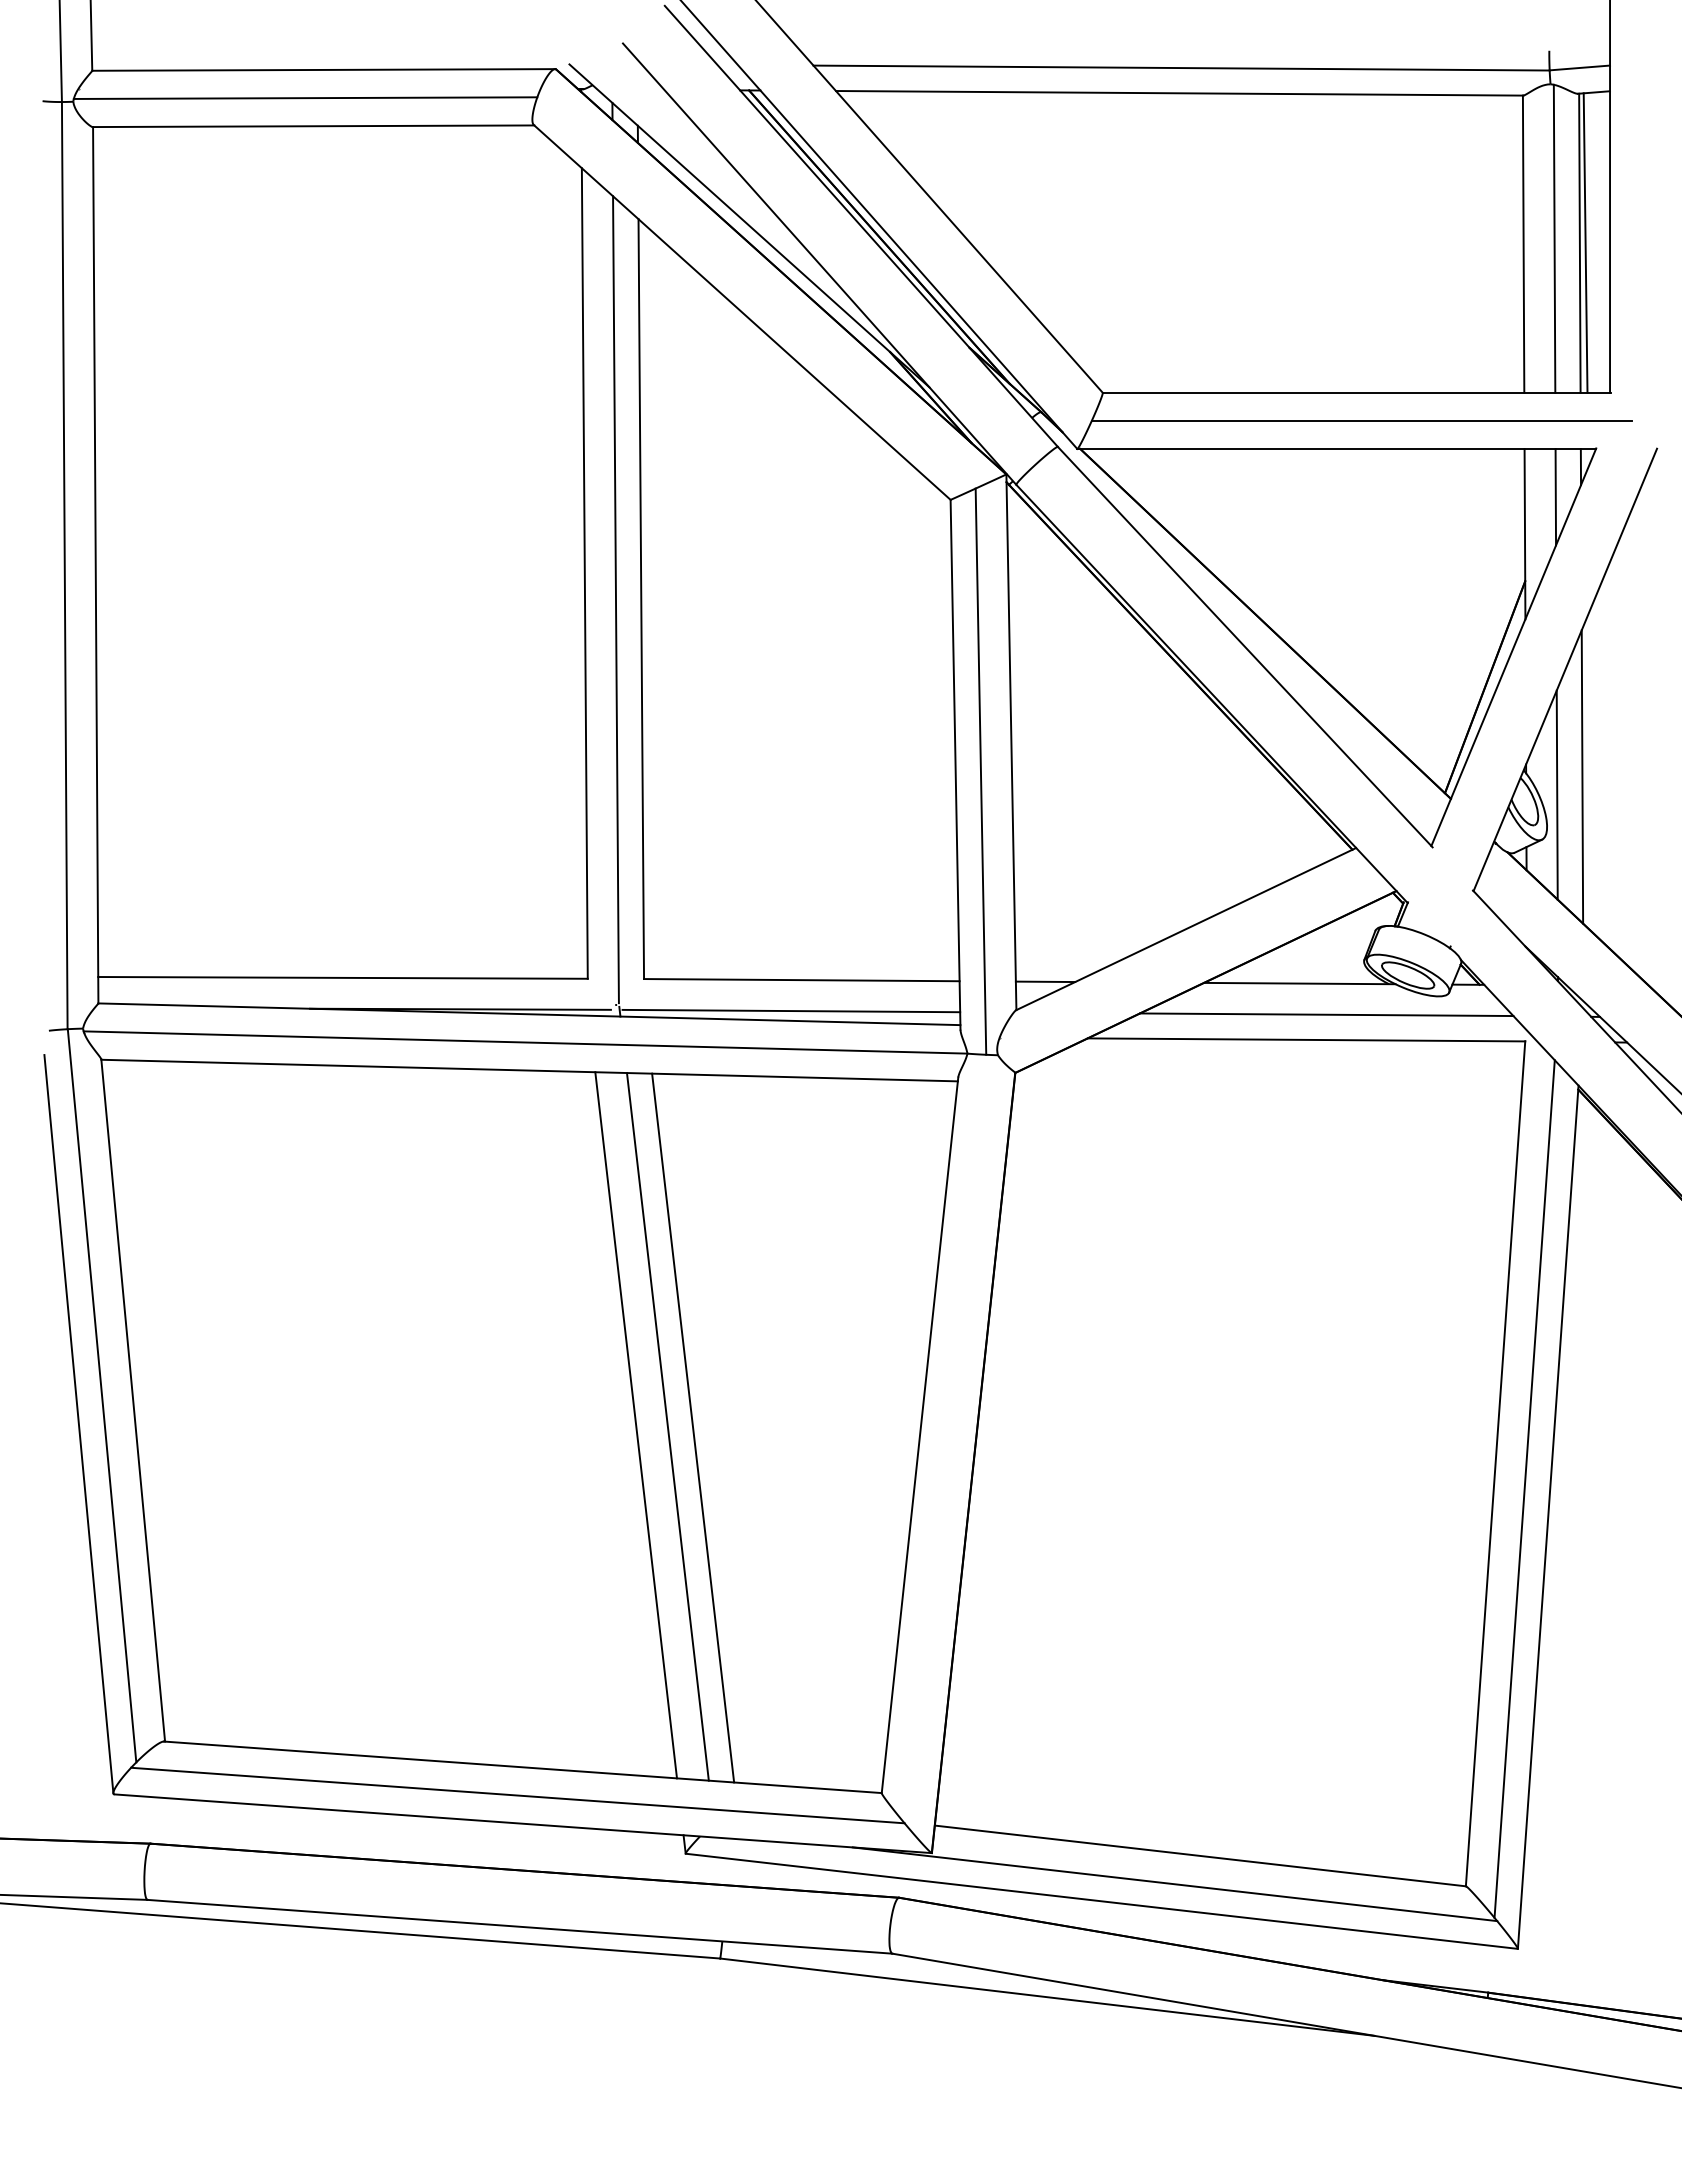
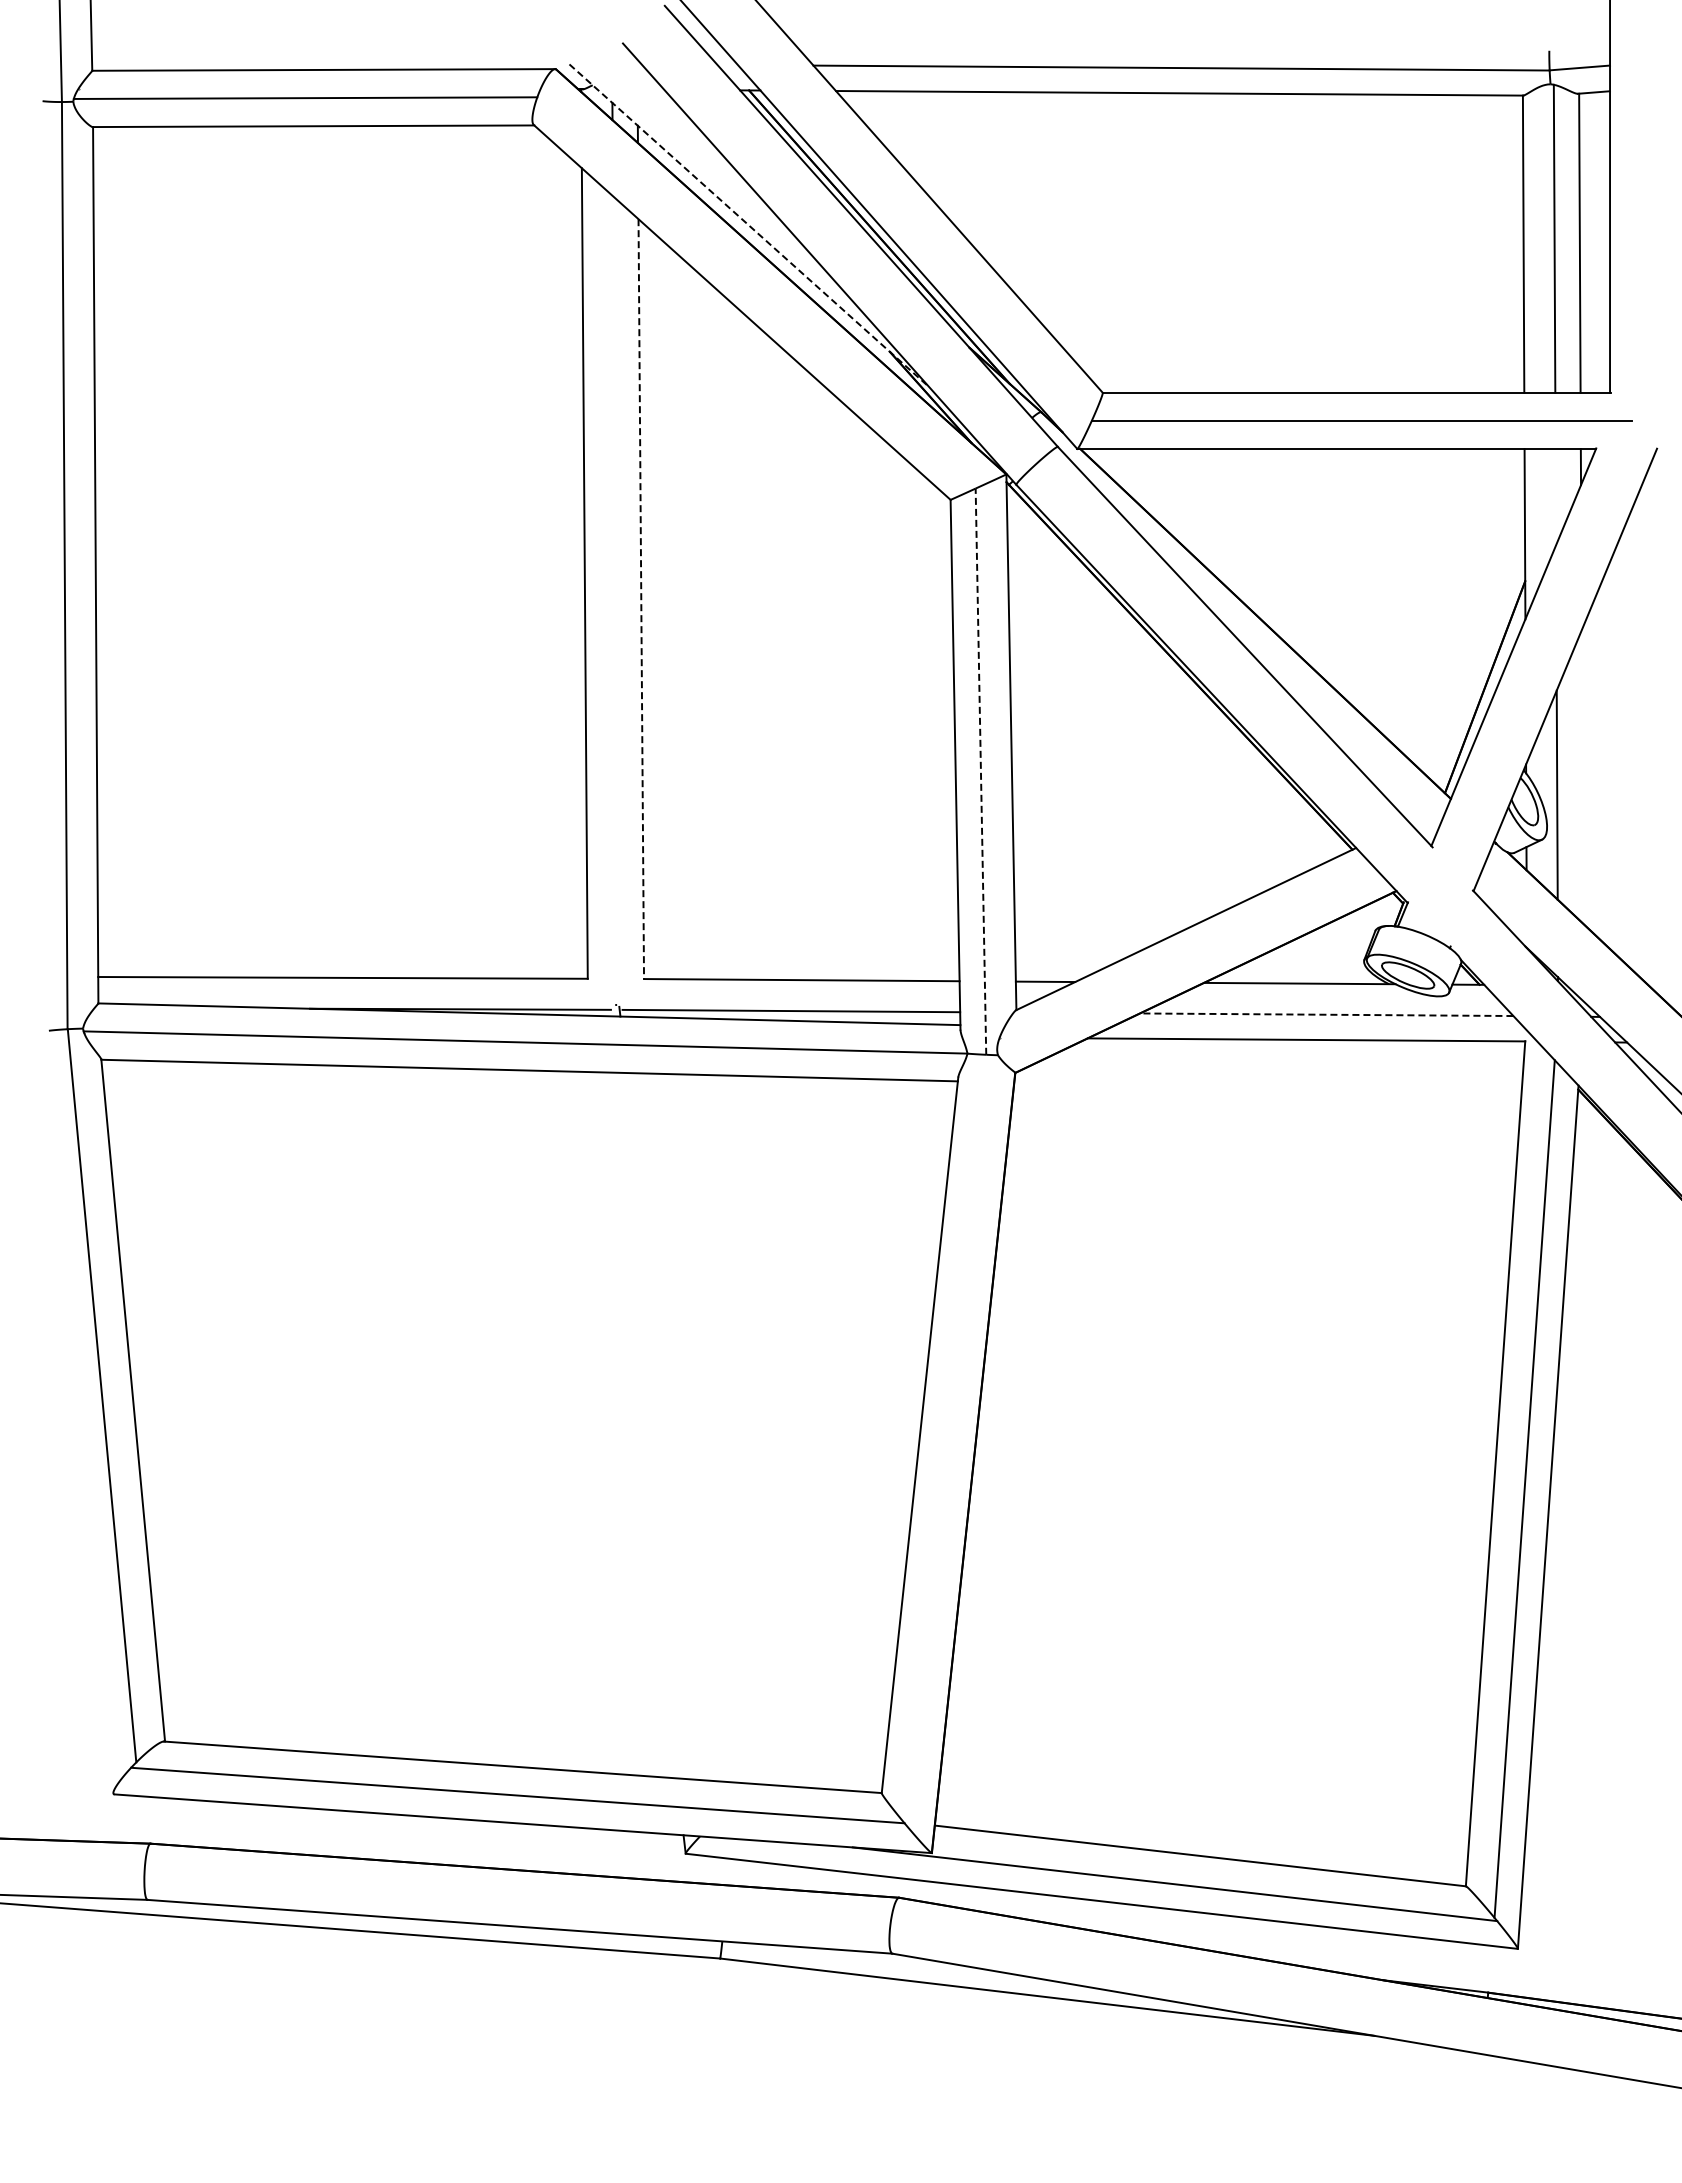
line: solid -> dashed (749, 225)
line: present -> none (1585, 242)
line: present -> none (1555, 497)
line: present -> none (615, 599)
line: solid -> dashed (641, 599)
line: solid -> dashed (980, 771)
line: present -> none (1582, 776)
line: solid -> dashed (1326, 1014)
line: present -> none (78, 1424)
line: present -> none (636, 1425)
line: present -> none (667, 1426)
line: present -> none (693, 1427)
